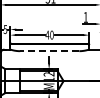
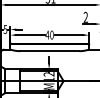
text: 1 -> 2 (85, 16)
line: dashed -> solid (49, 51)
